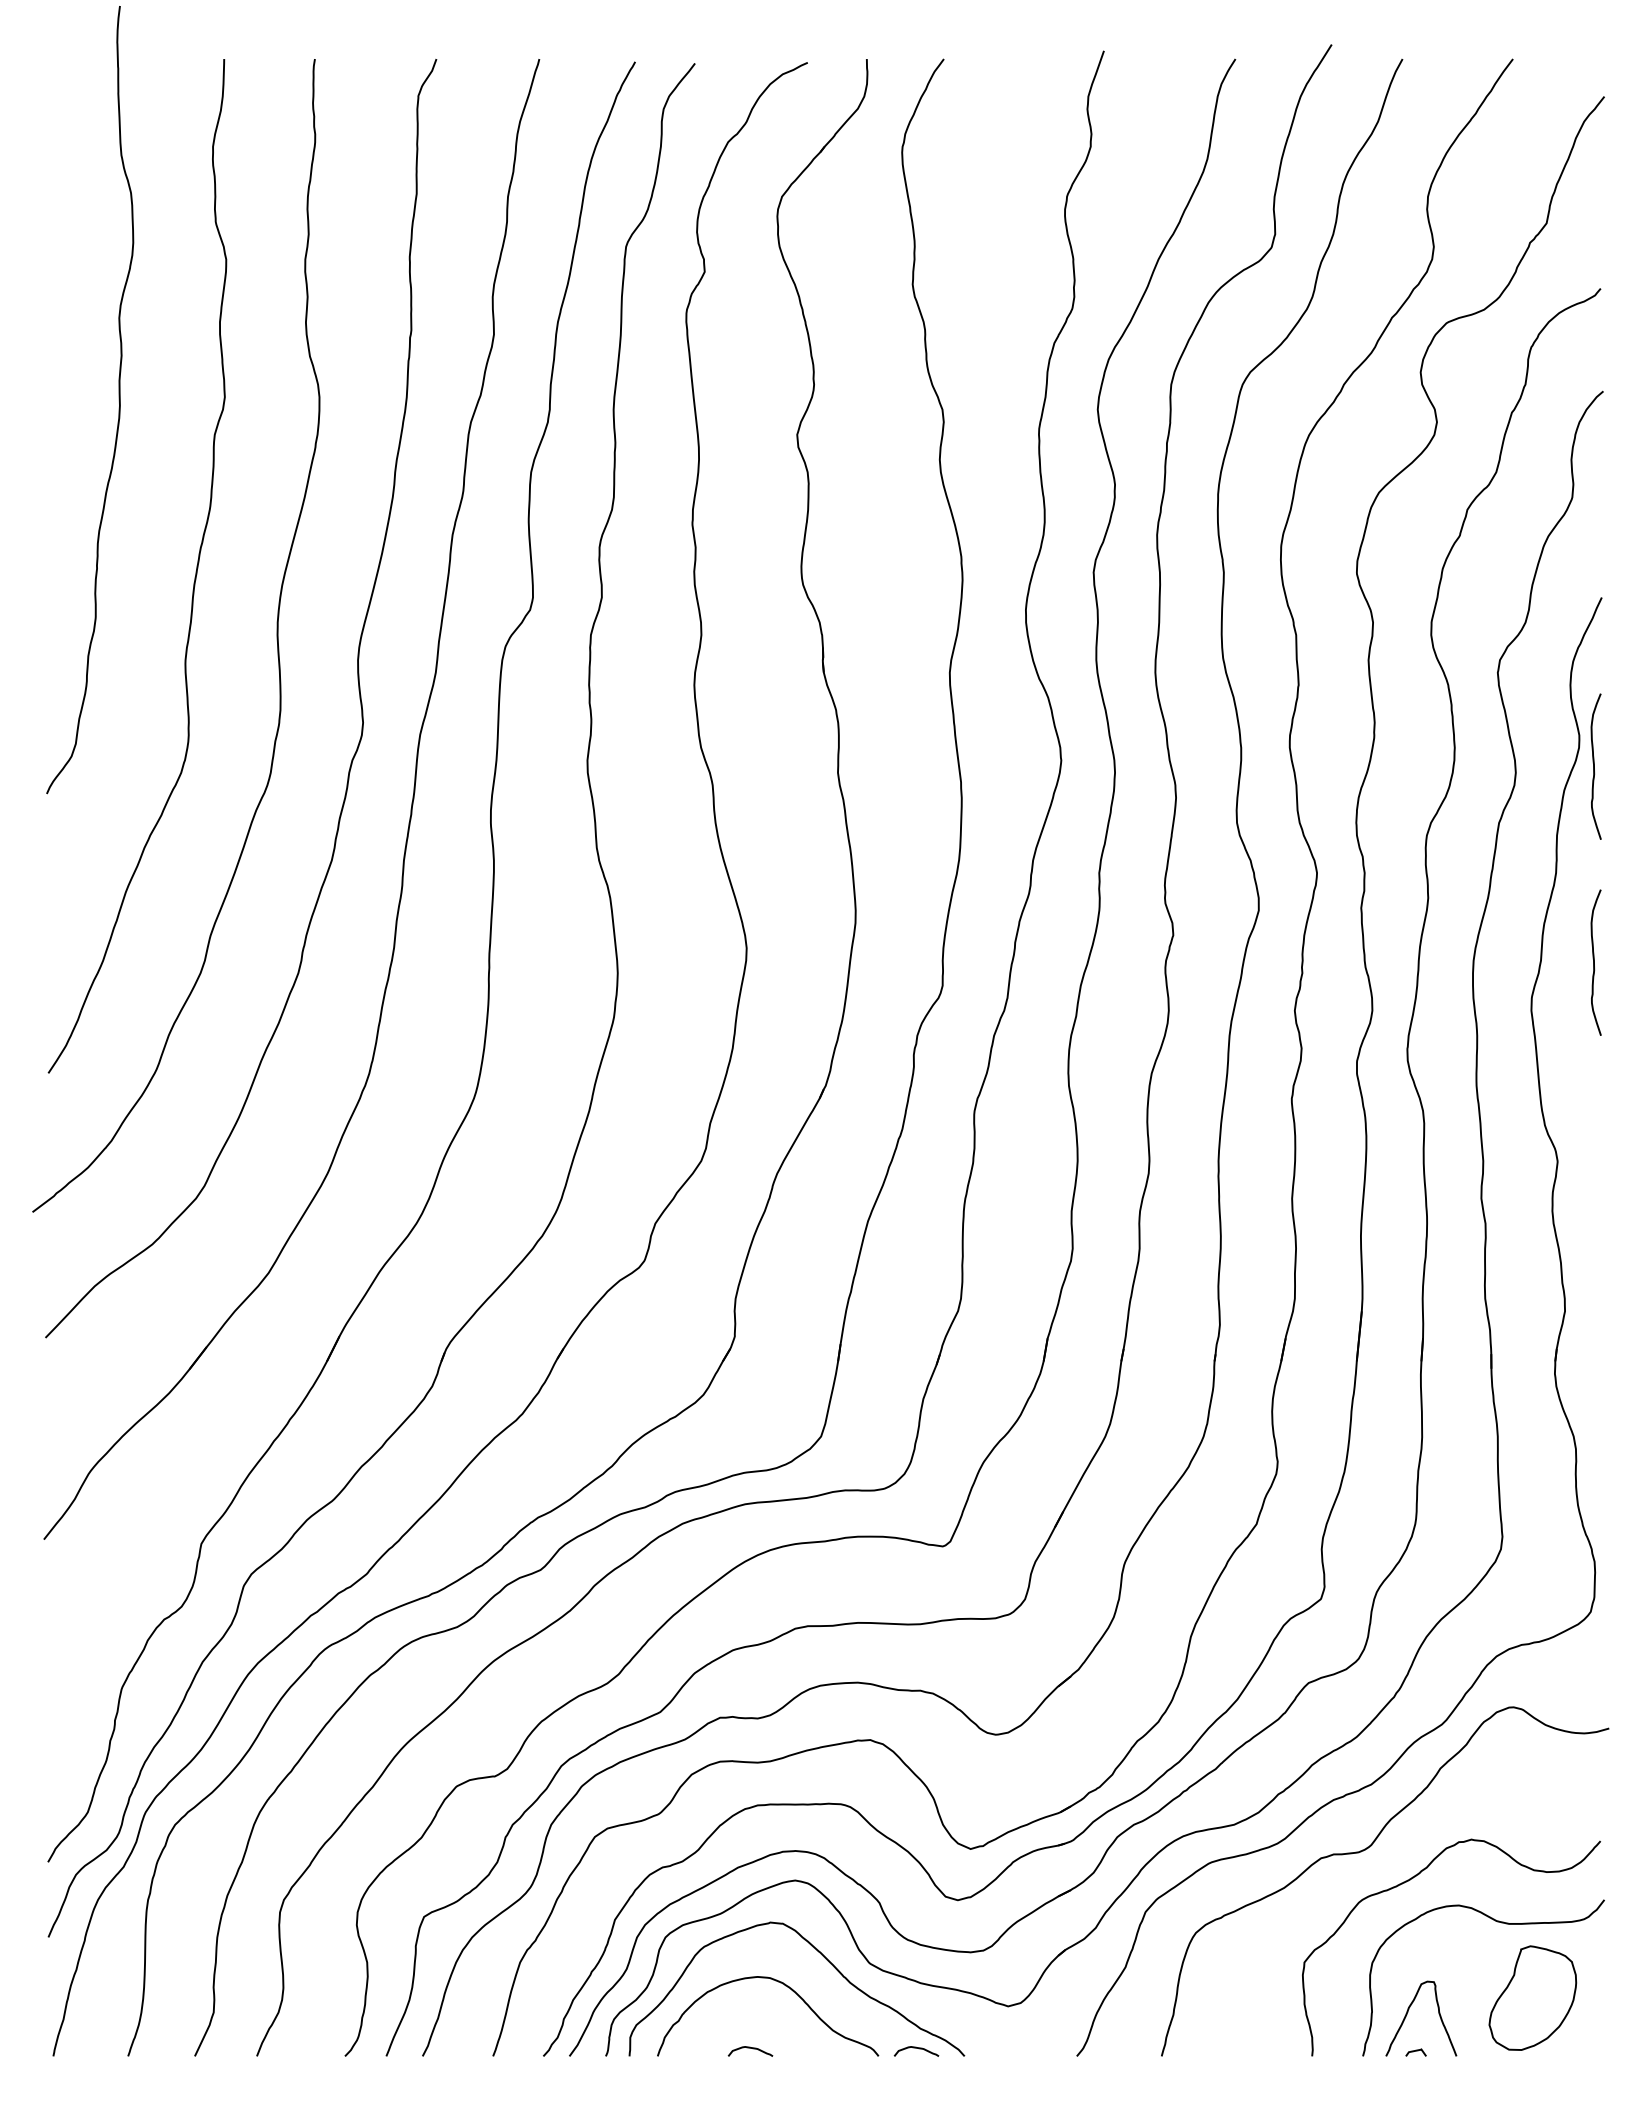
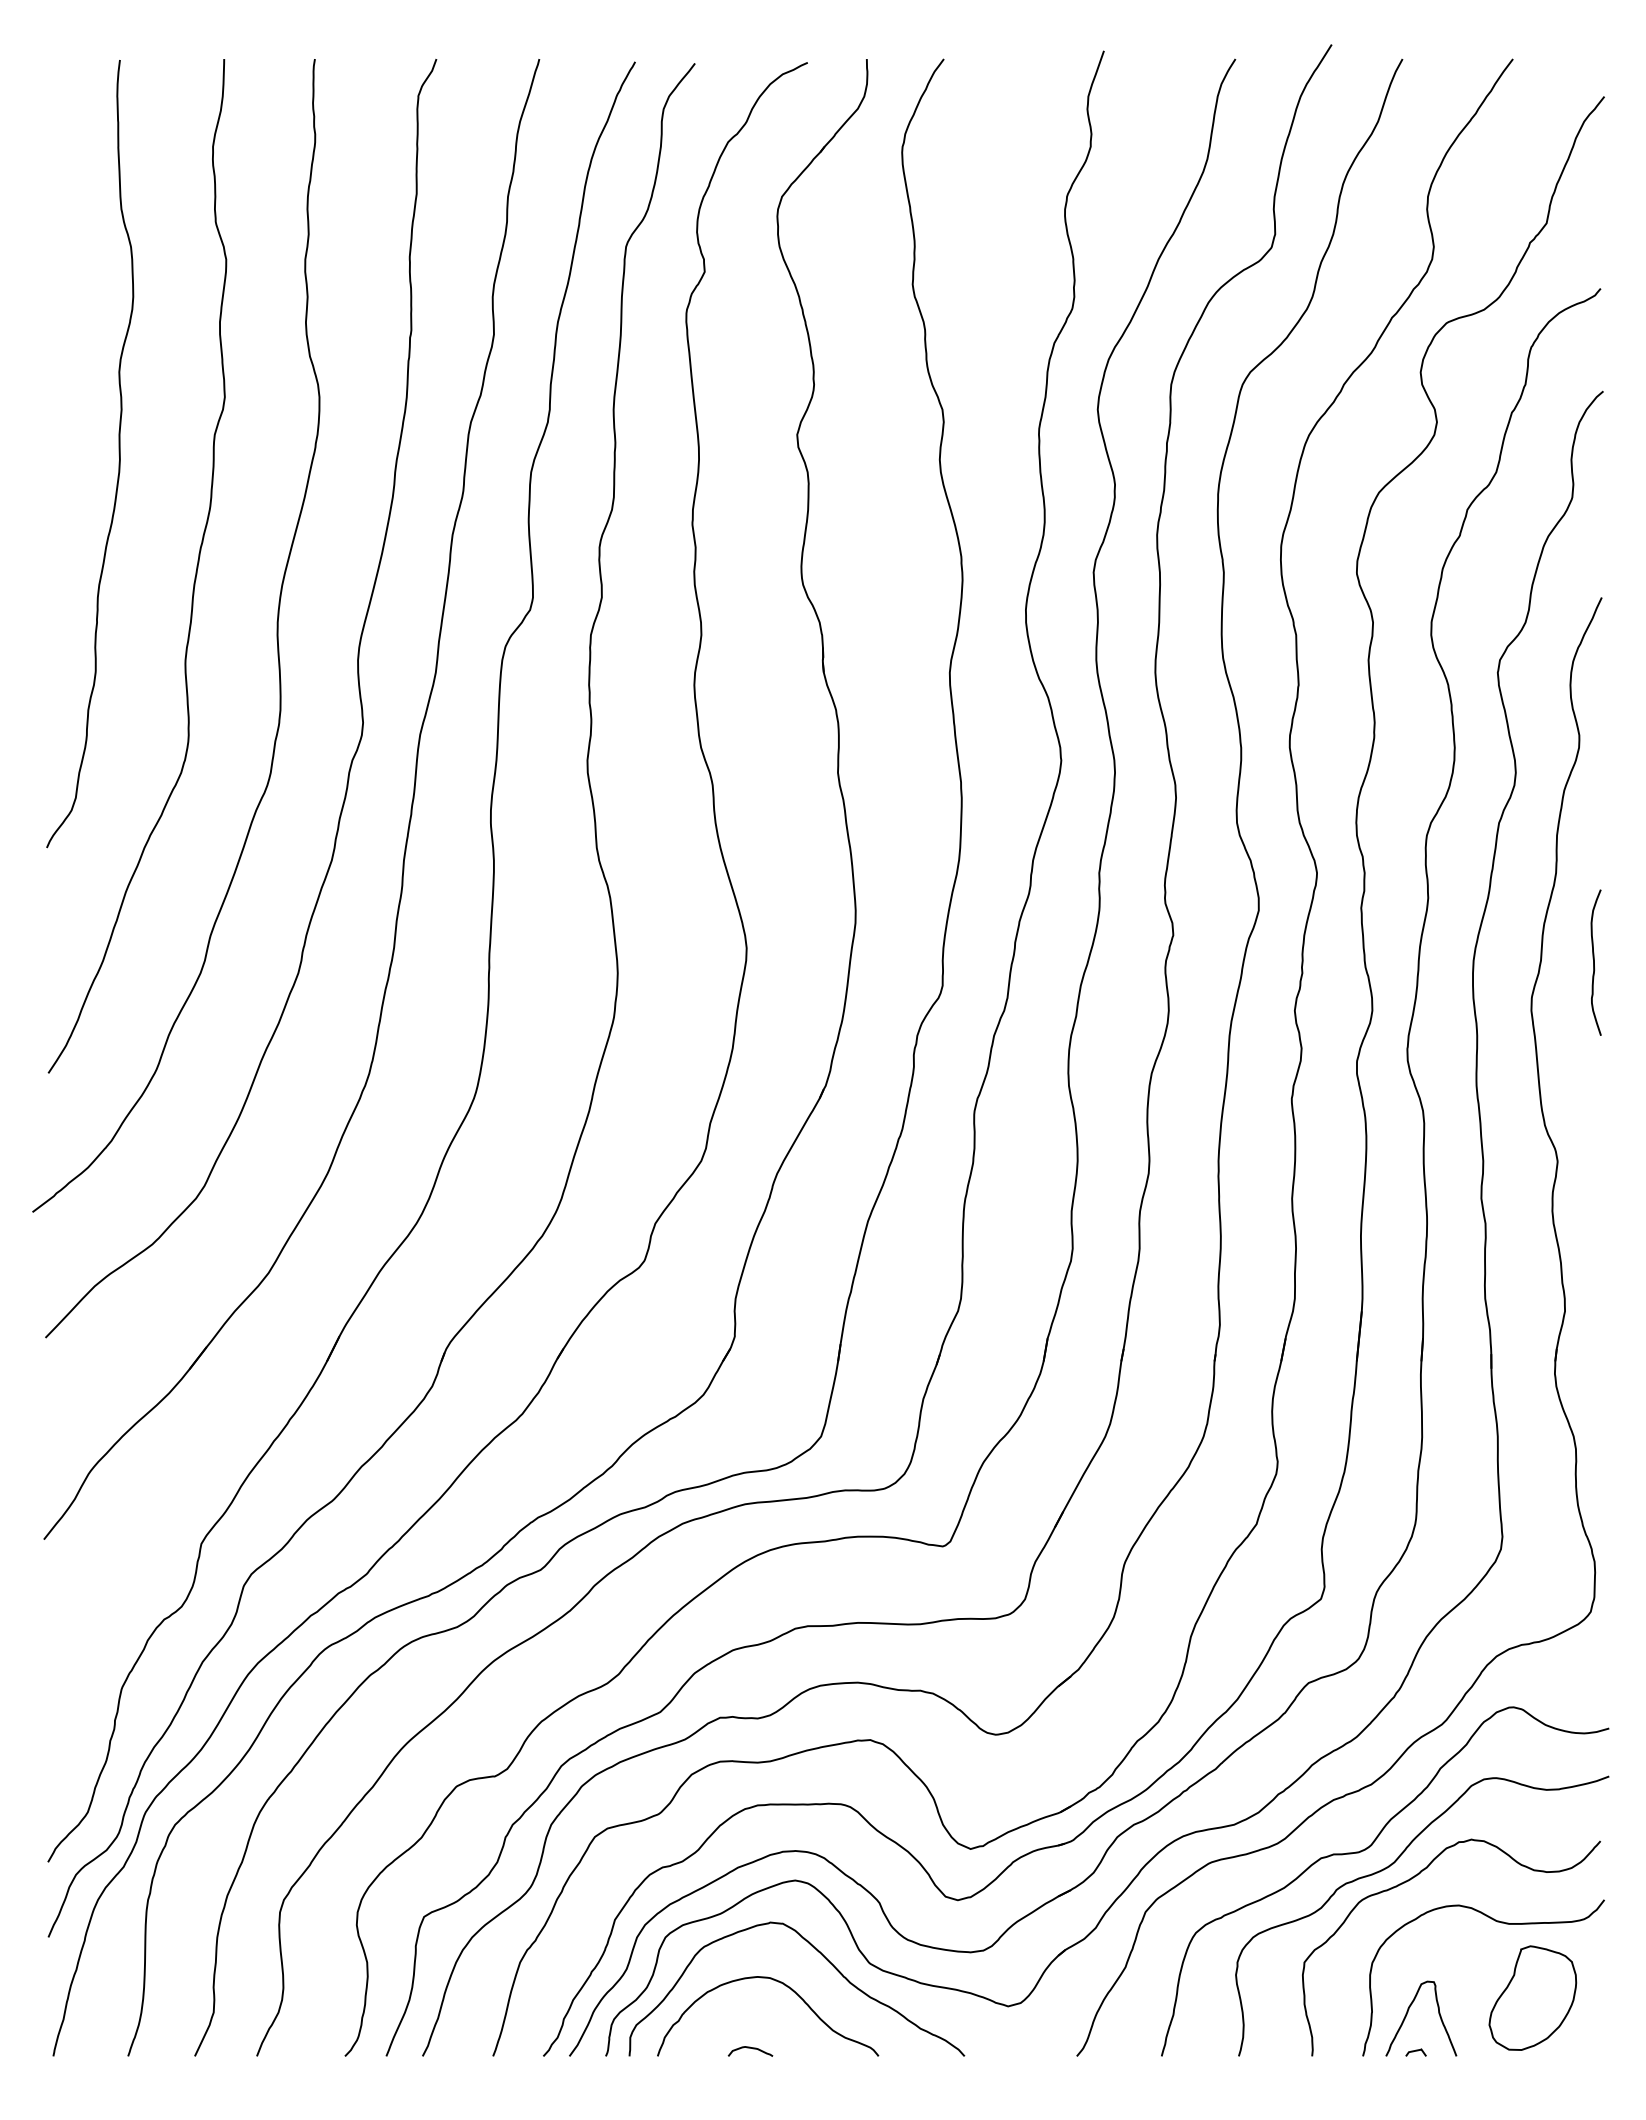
curve position: (118, 400) -> (118, 454) (118, 454)
curve: present -> none (1594, 766)
curve: none -> present (1389, 1867)
curve: present -> none (916, 2048)
